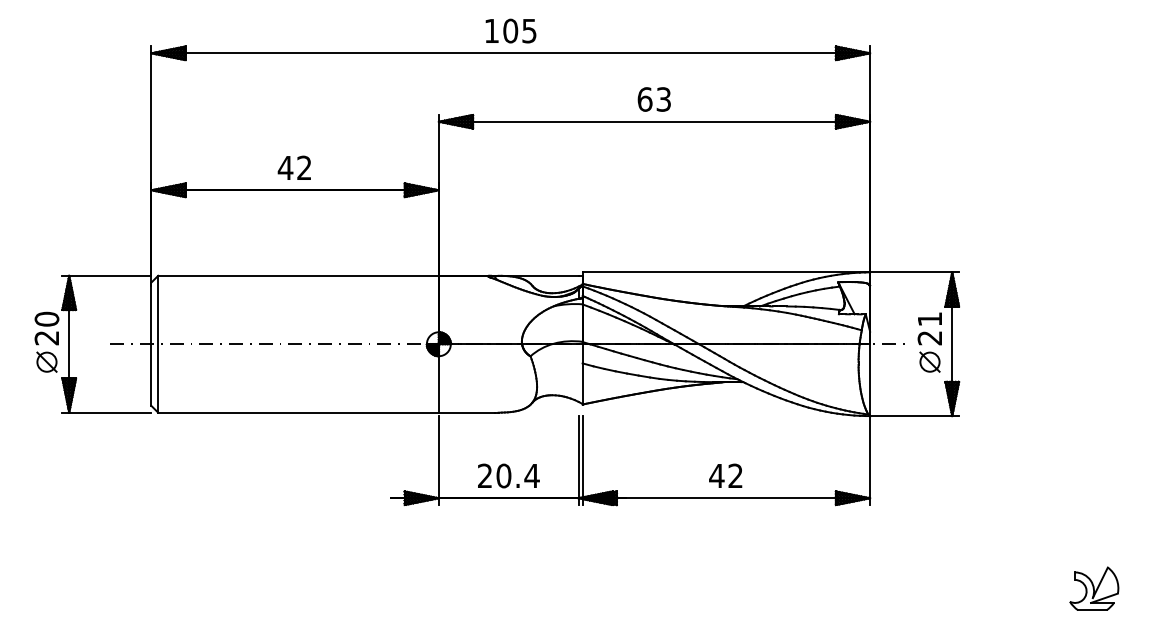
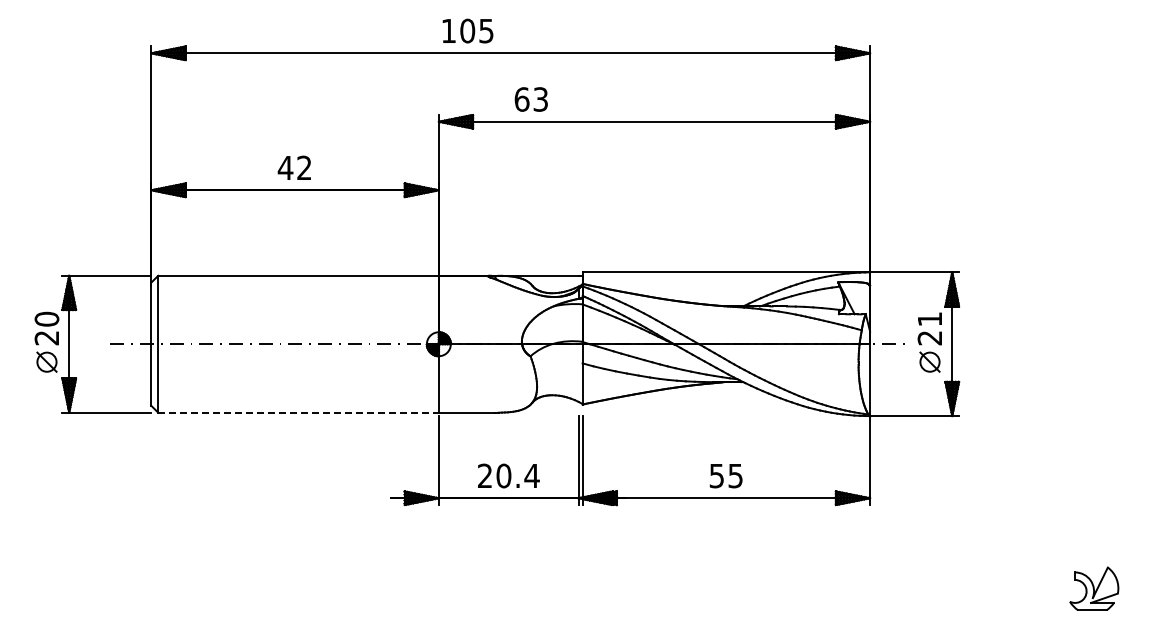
text position: (510, 30) -> (467, 30) (467, 30)
text position: (653, 99) -> (530, 99) (530, 99)
line: solid -> dashed (299, 412)
text: 42 -> 55 (725, 475)
